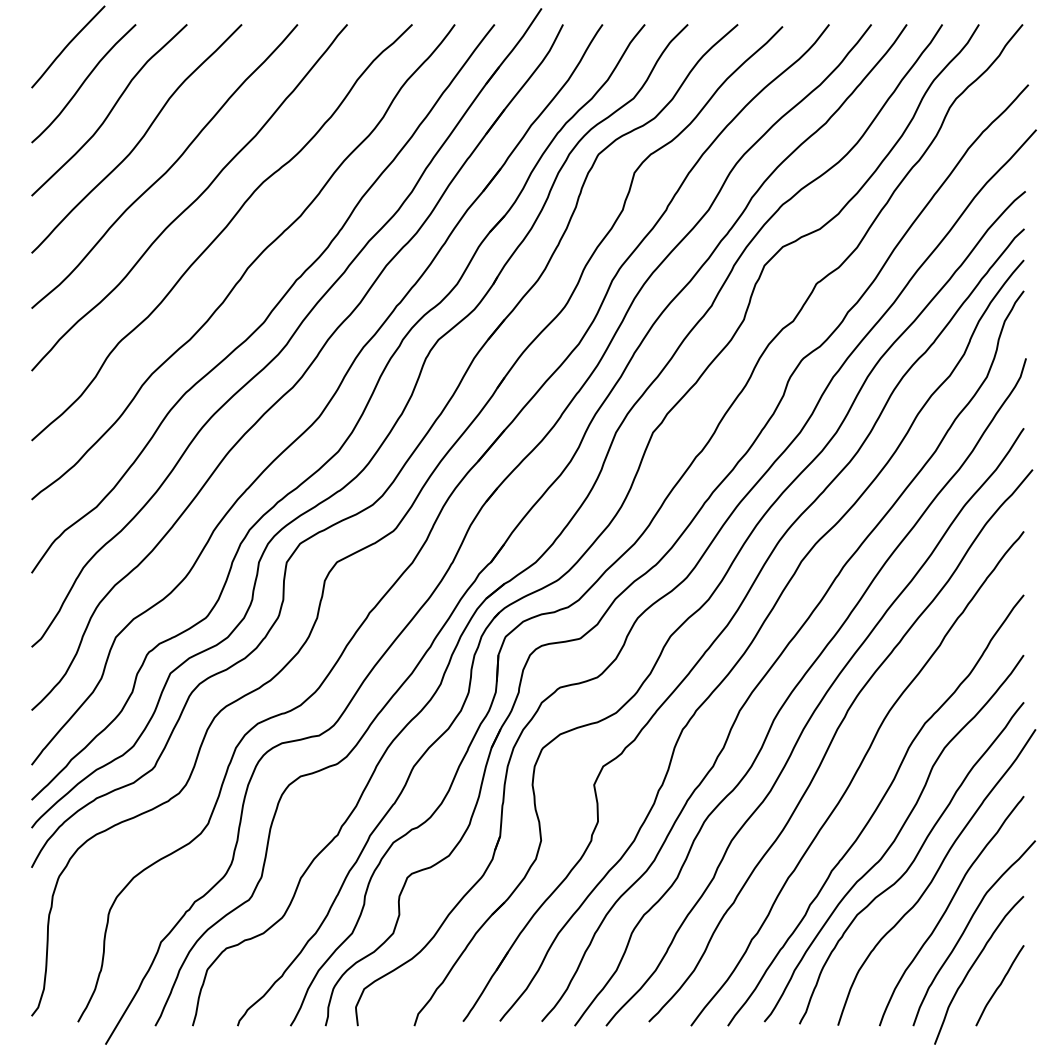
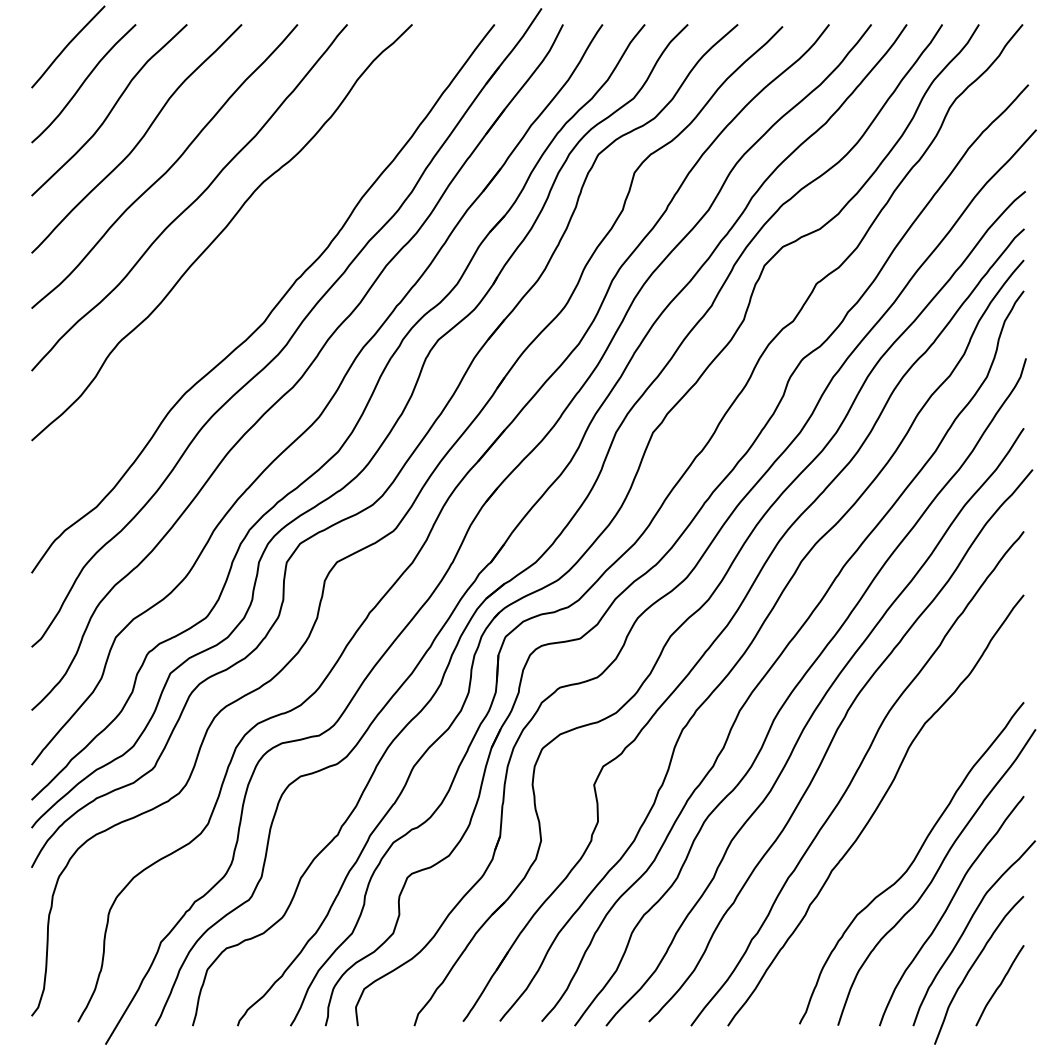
curve: present -> none (248, 266)
curve: present -> none (894, 838)
